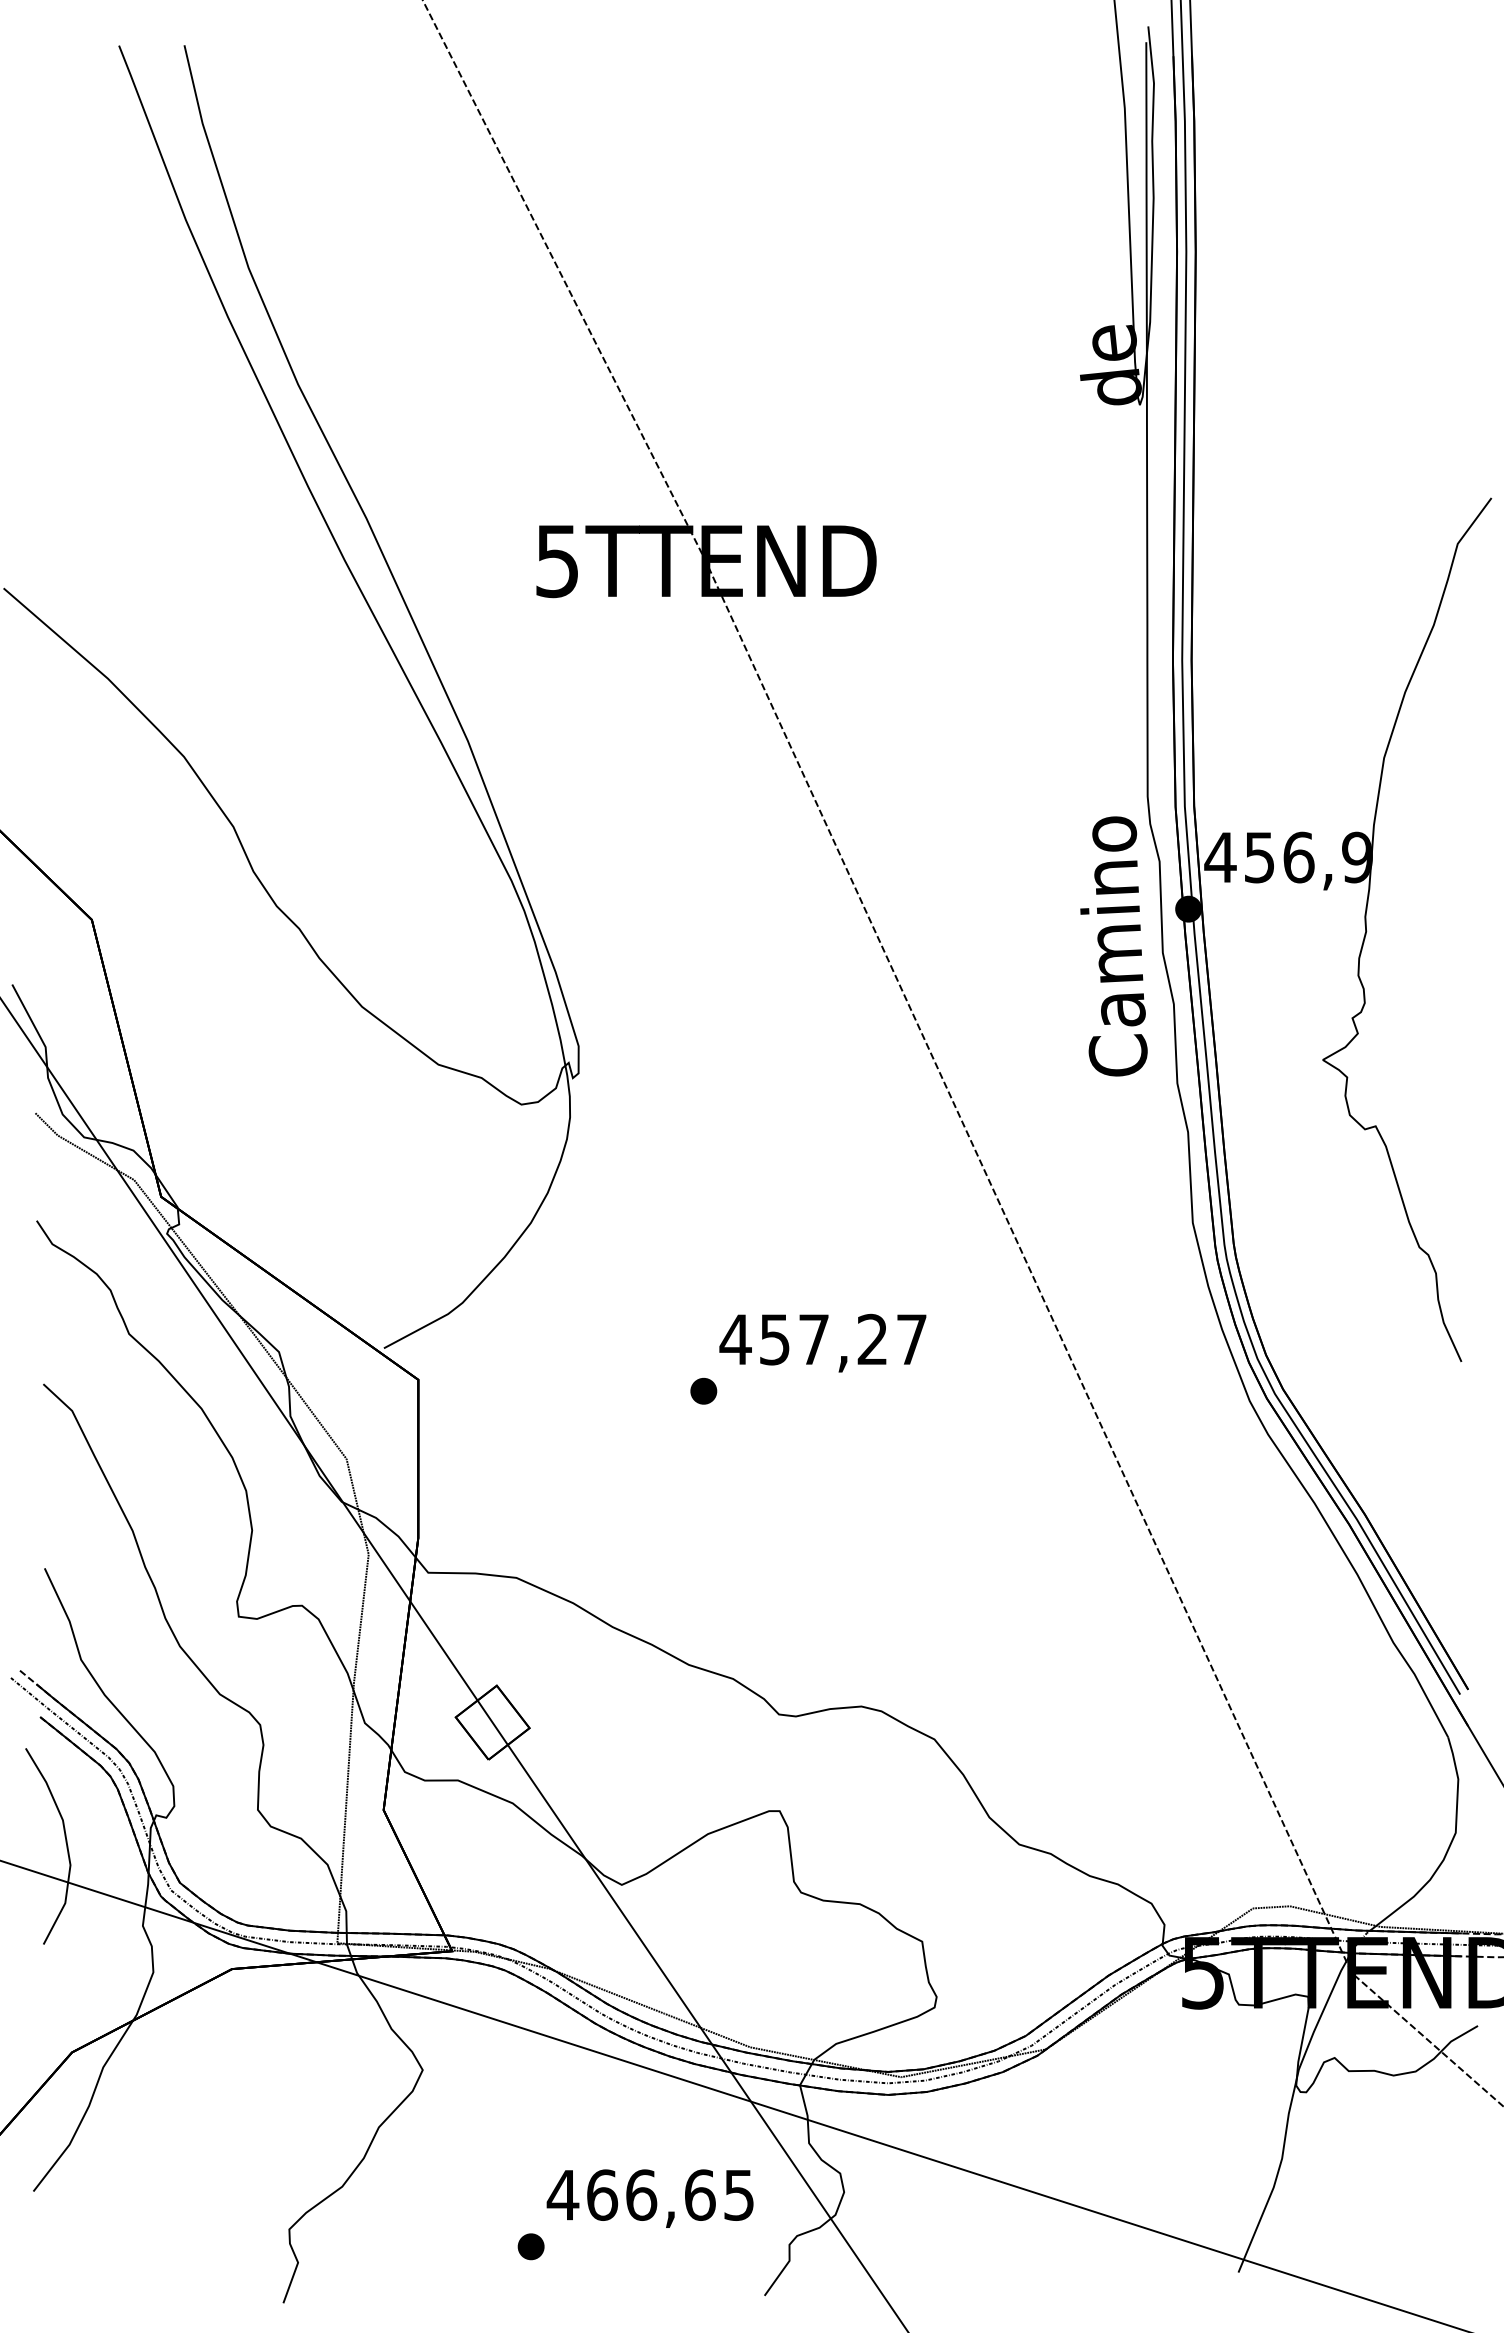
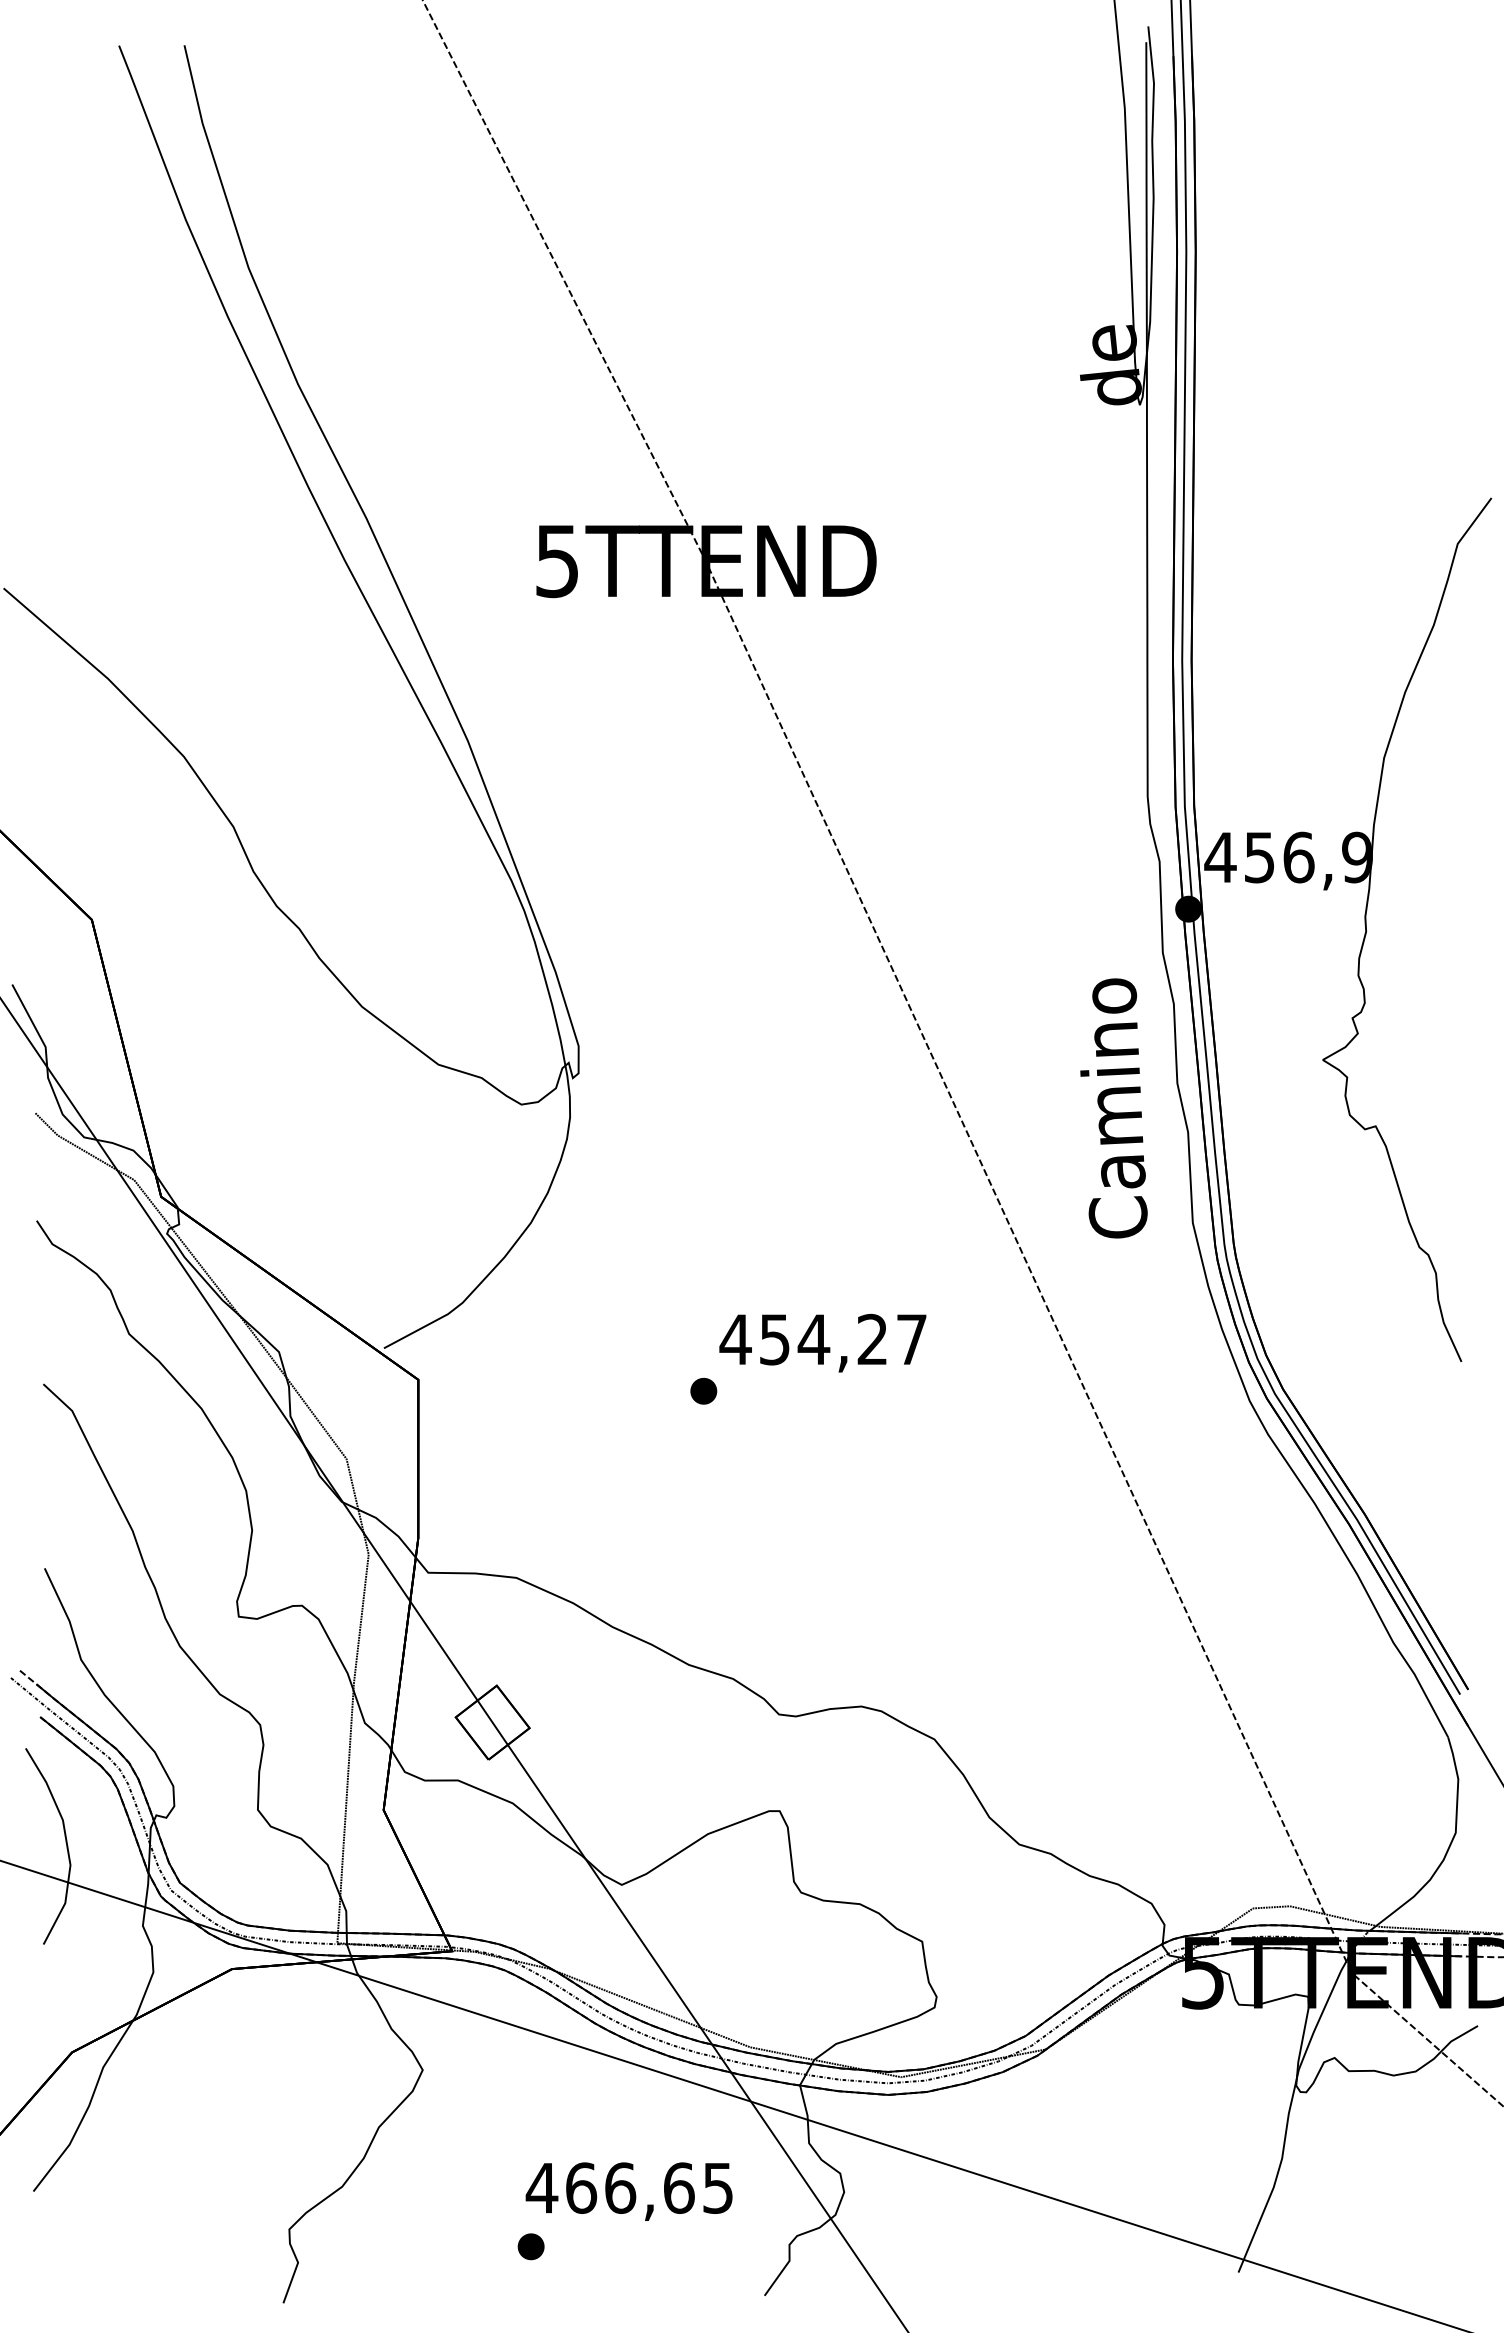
text position: (1113, 946) -> (1113, 1108) (1113, 1108)
text: 457,27 -> 454,27 (813, 1339)
text position: (649, 2198) -> (628, 2191) (628, 2191)
